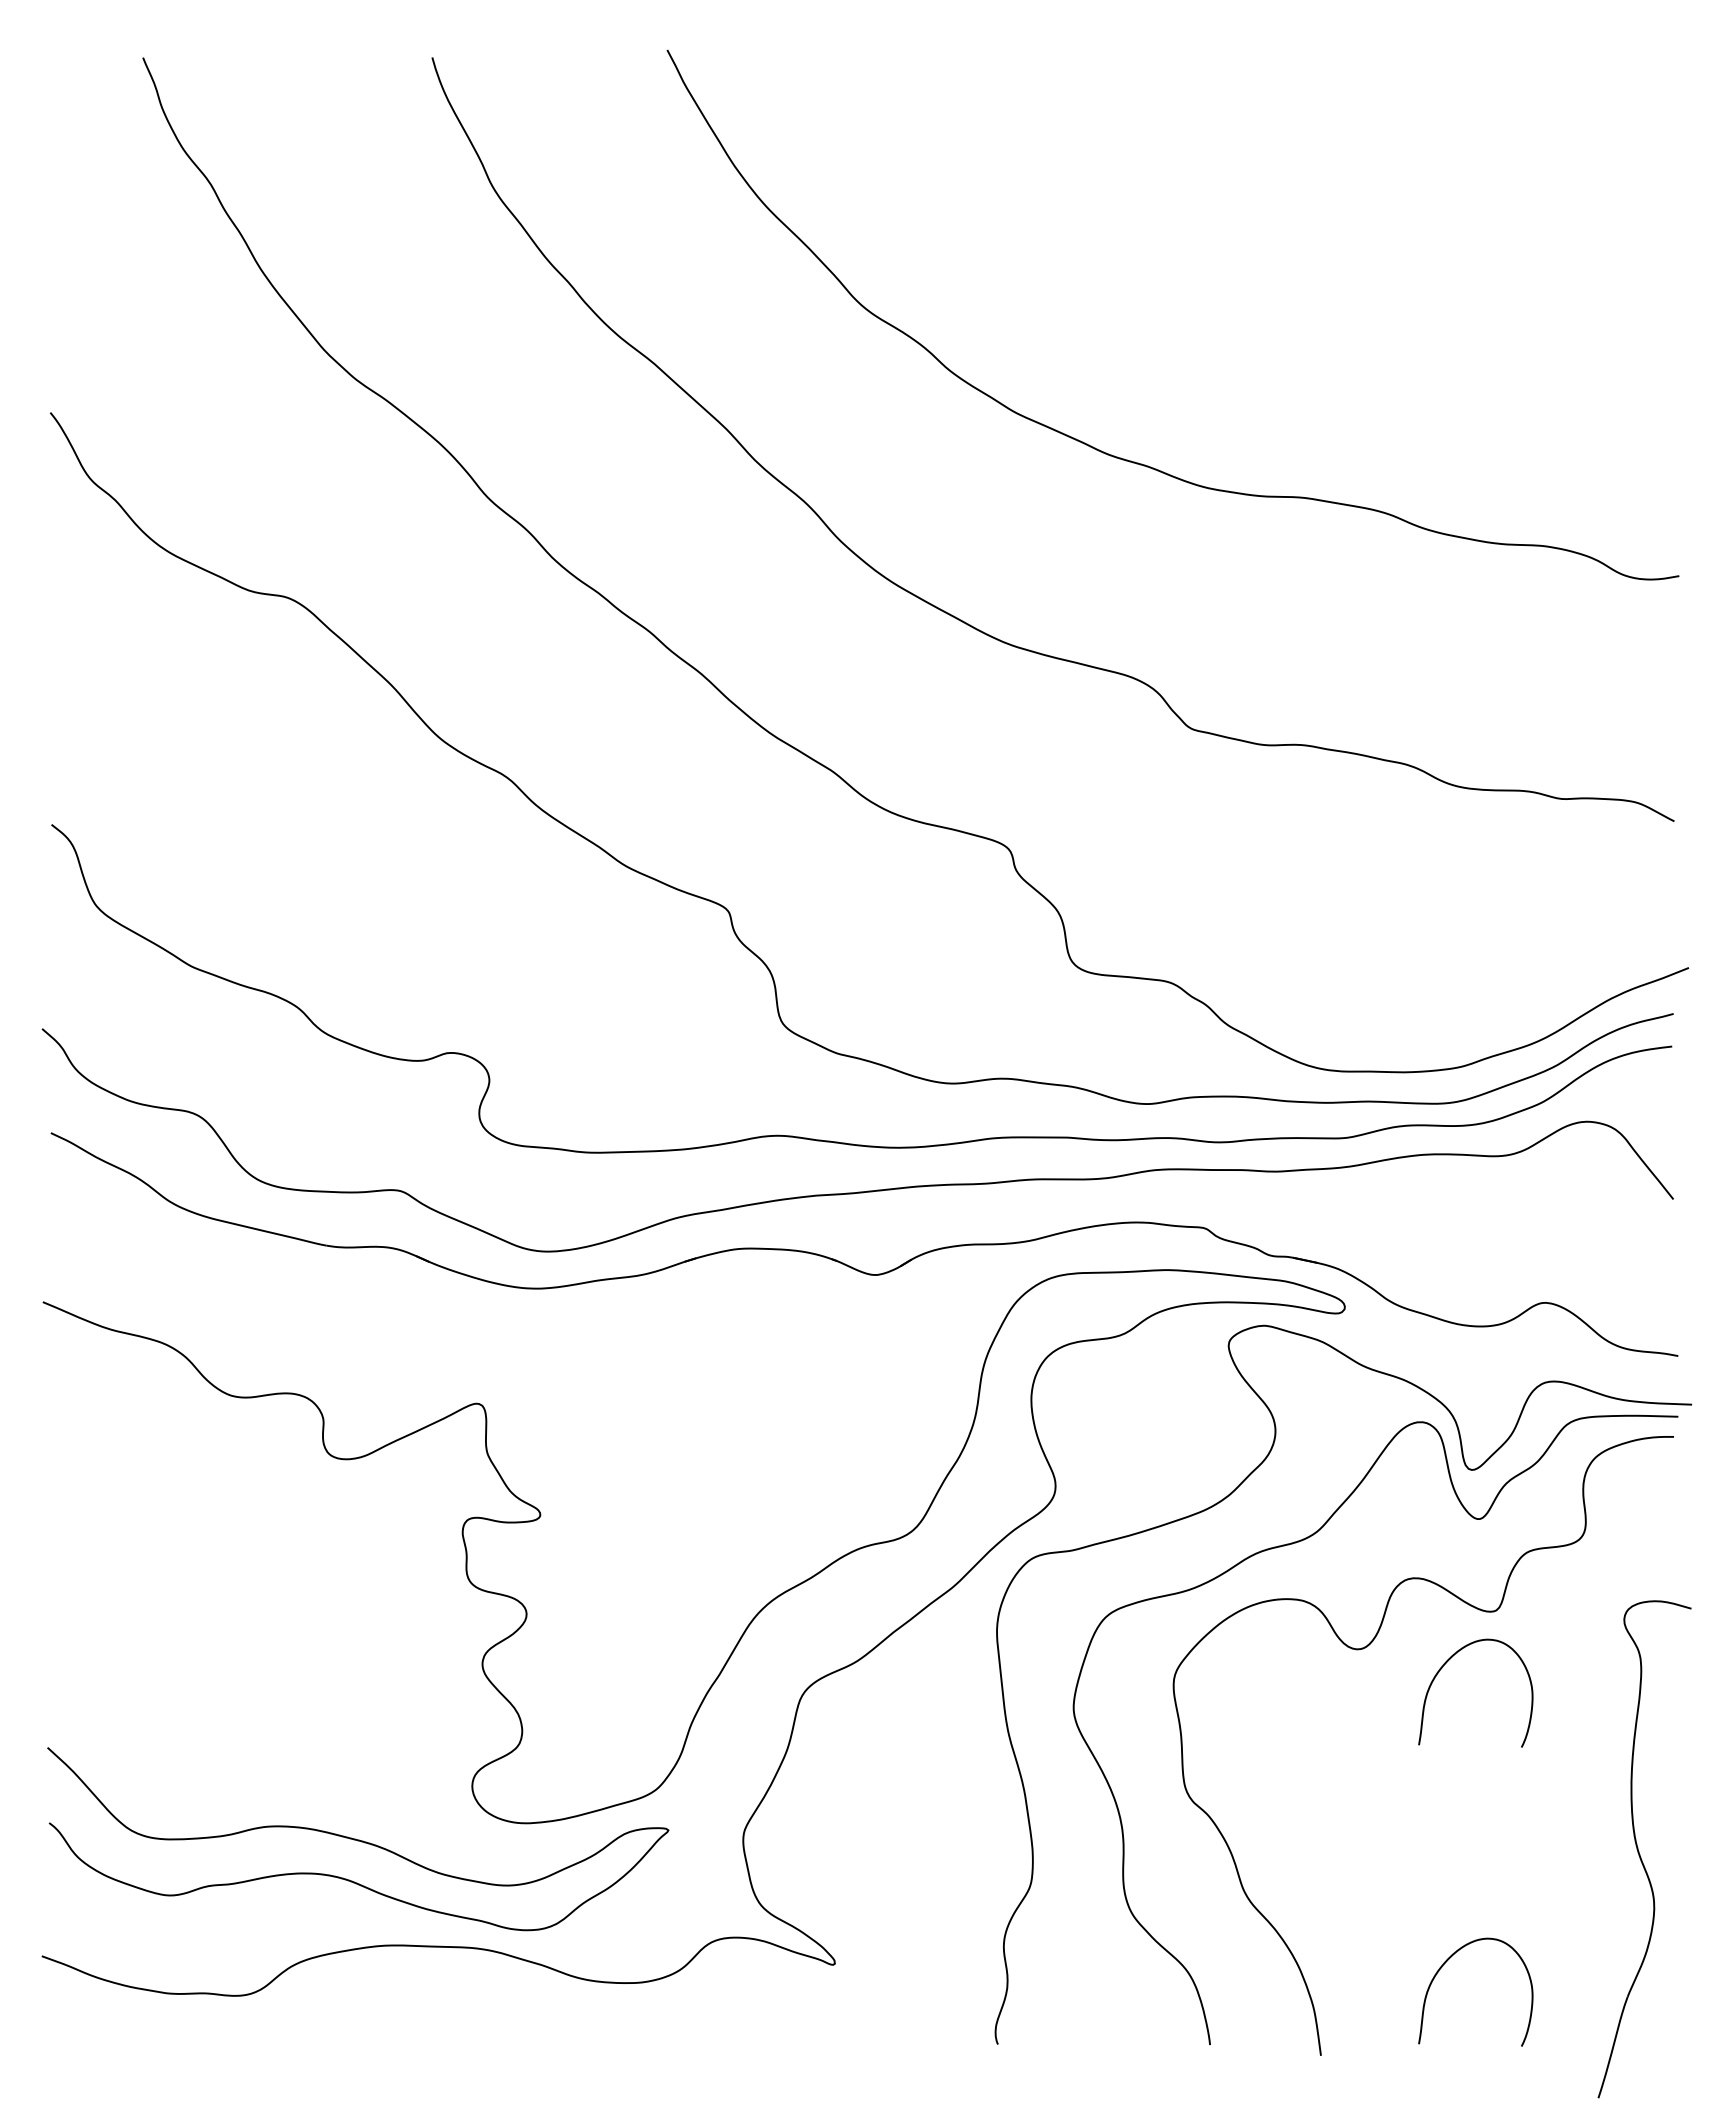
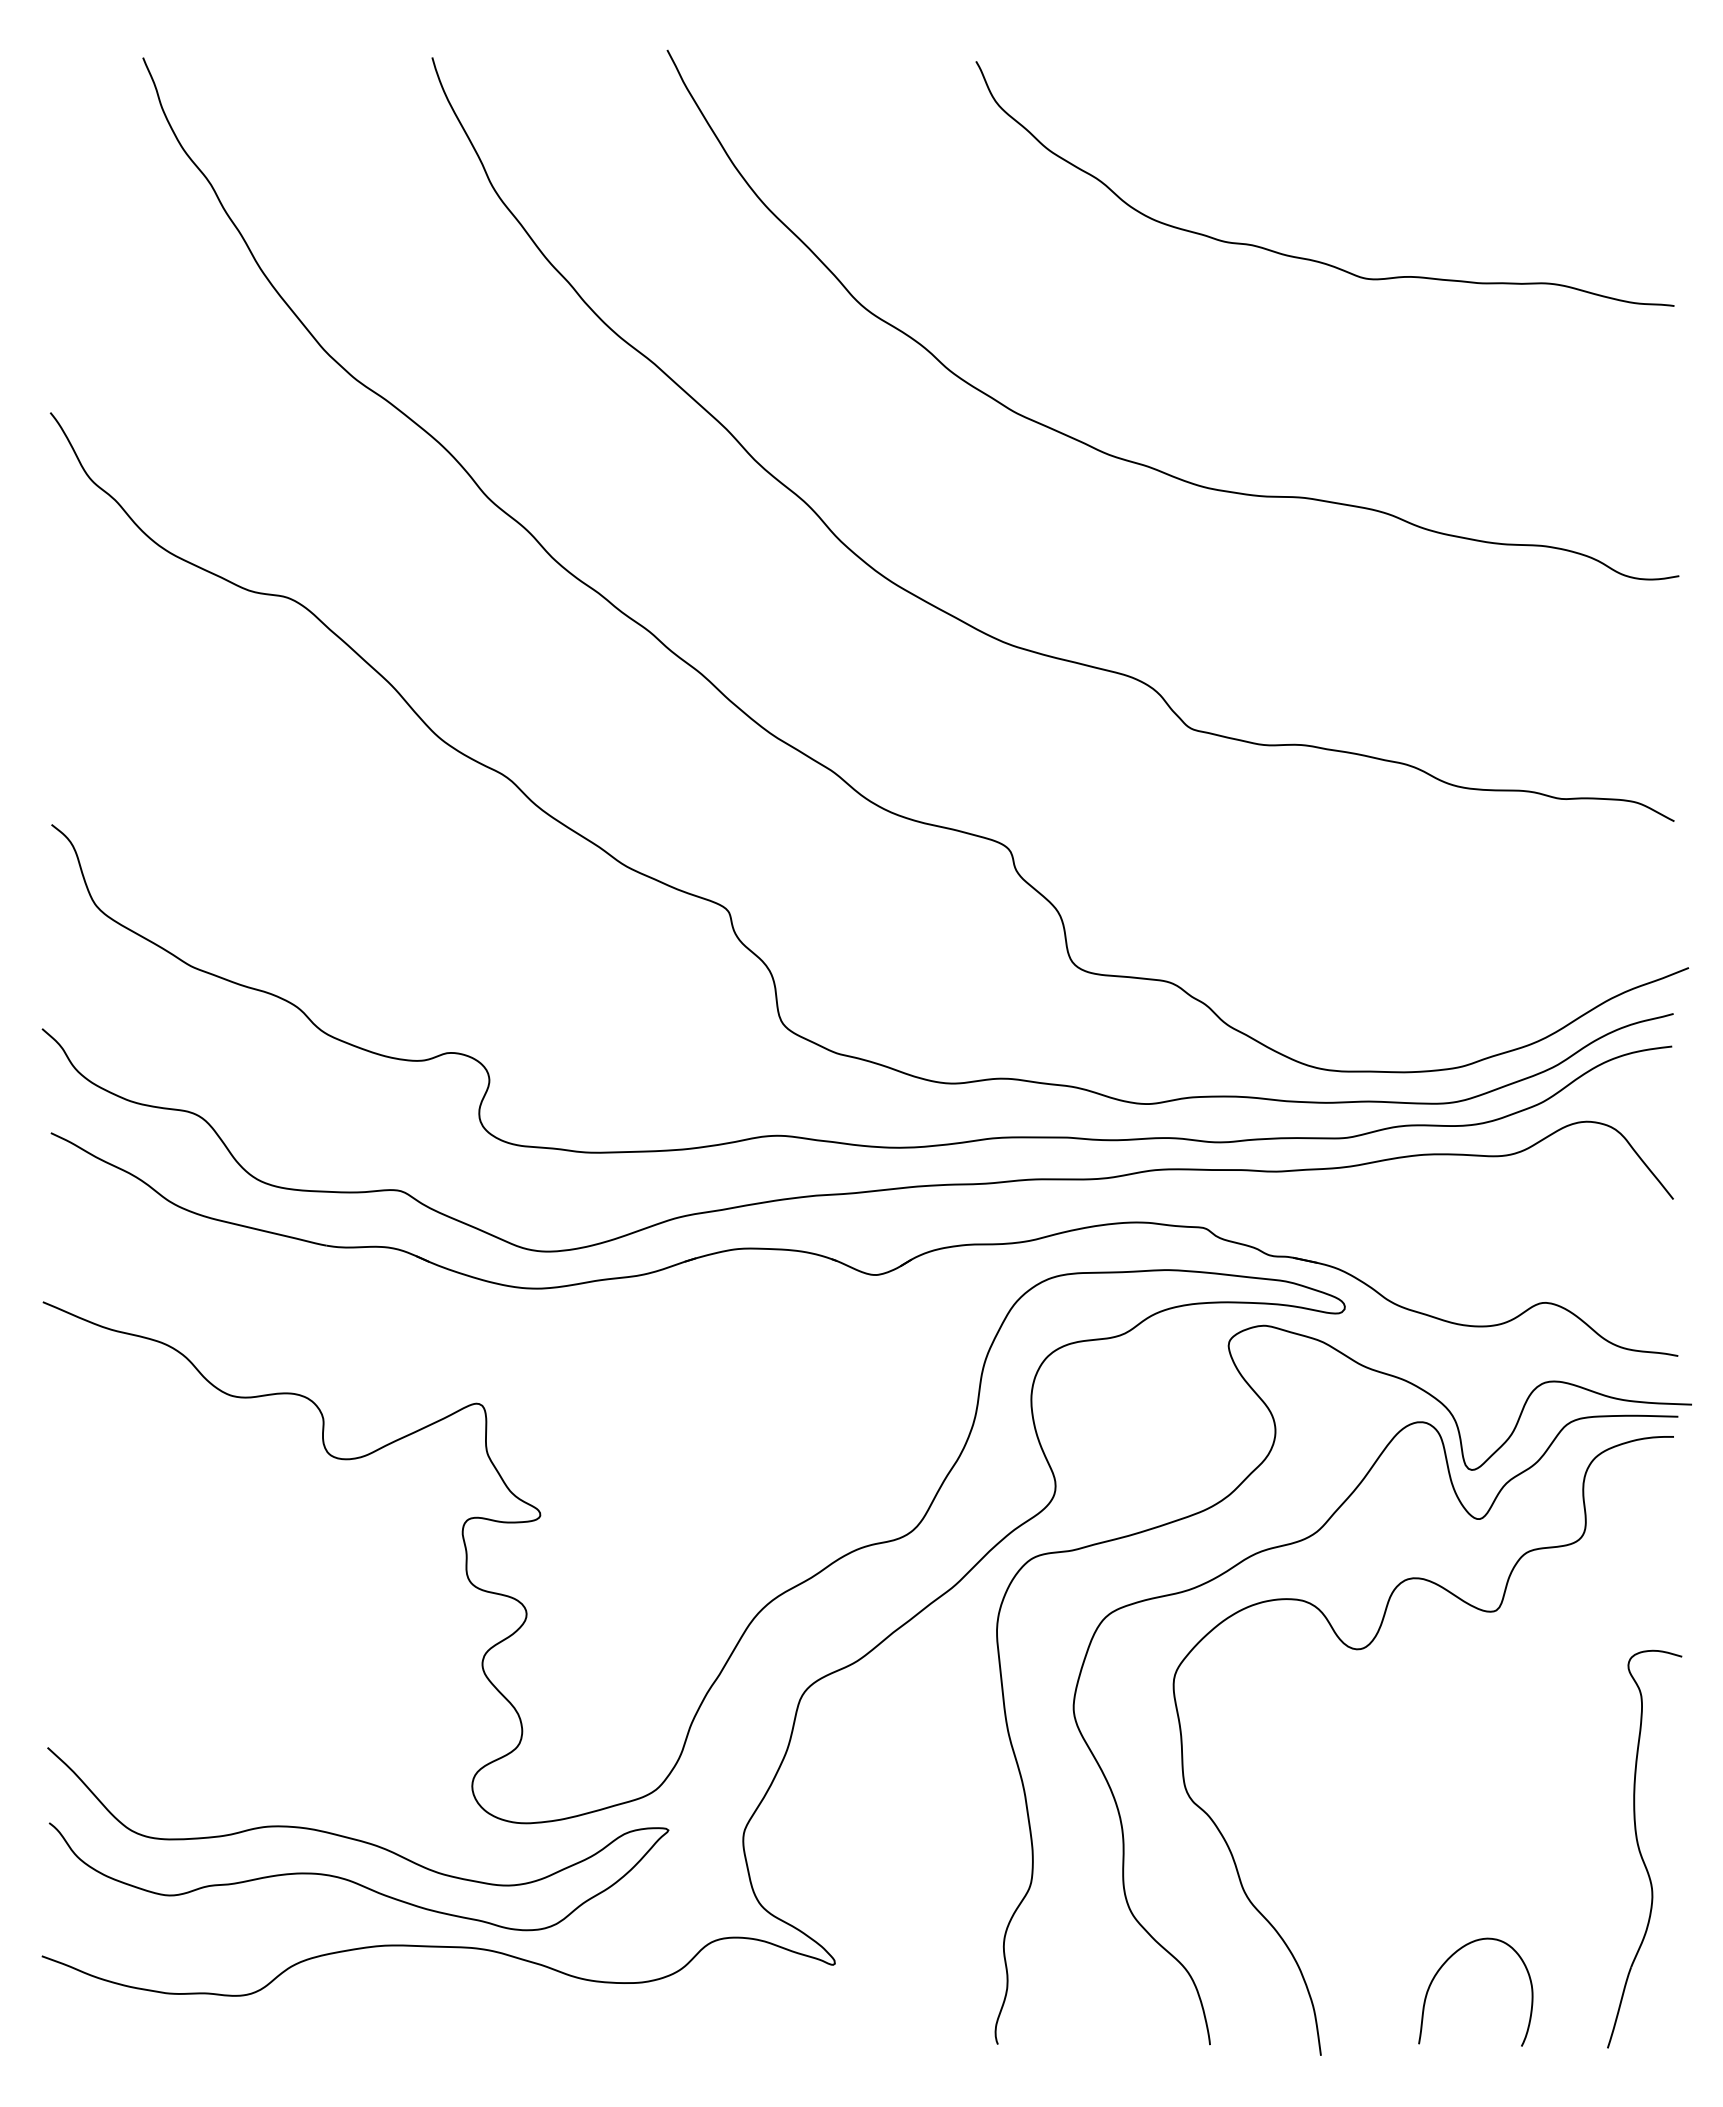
curve: none -> present (1309, 258)
curve: present -> none (1442, 1668)
part size: 95x499 px -> 76x400 px (1644, 1848)
